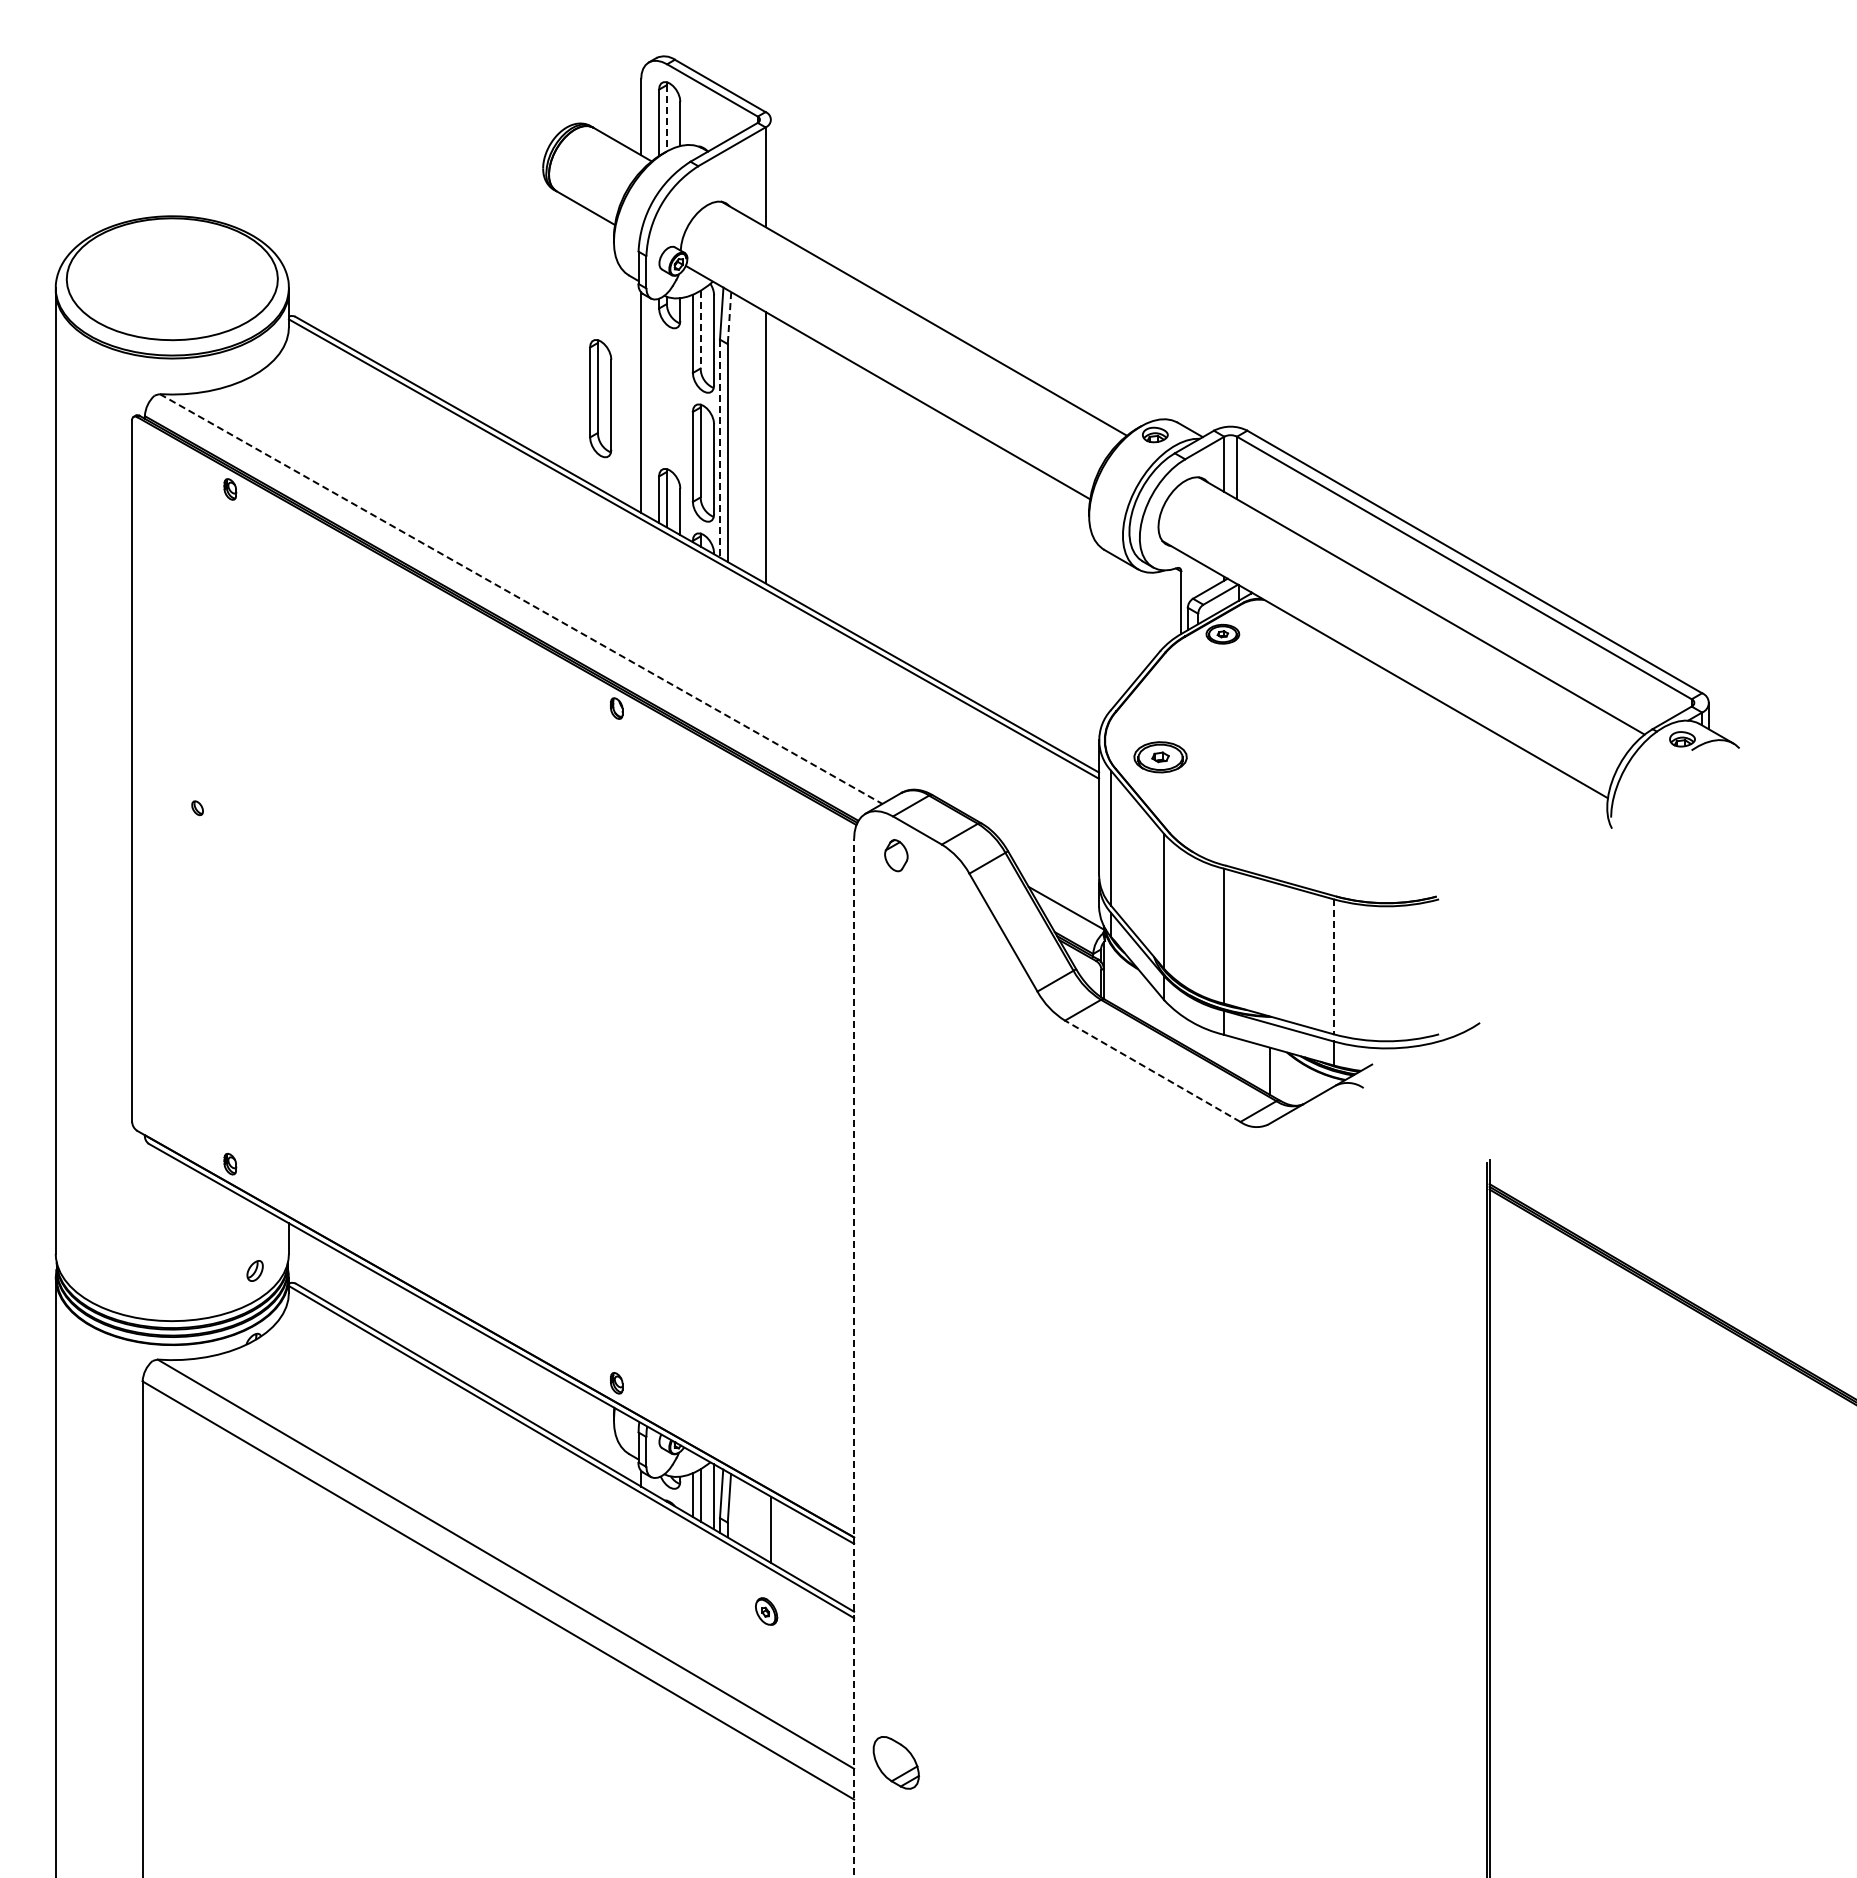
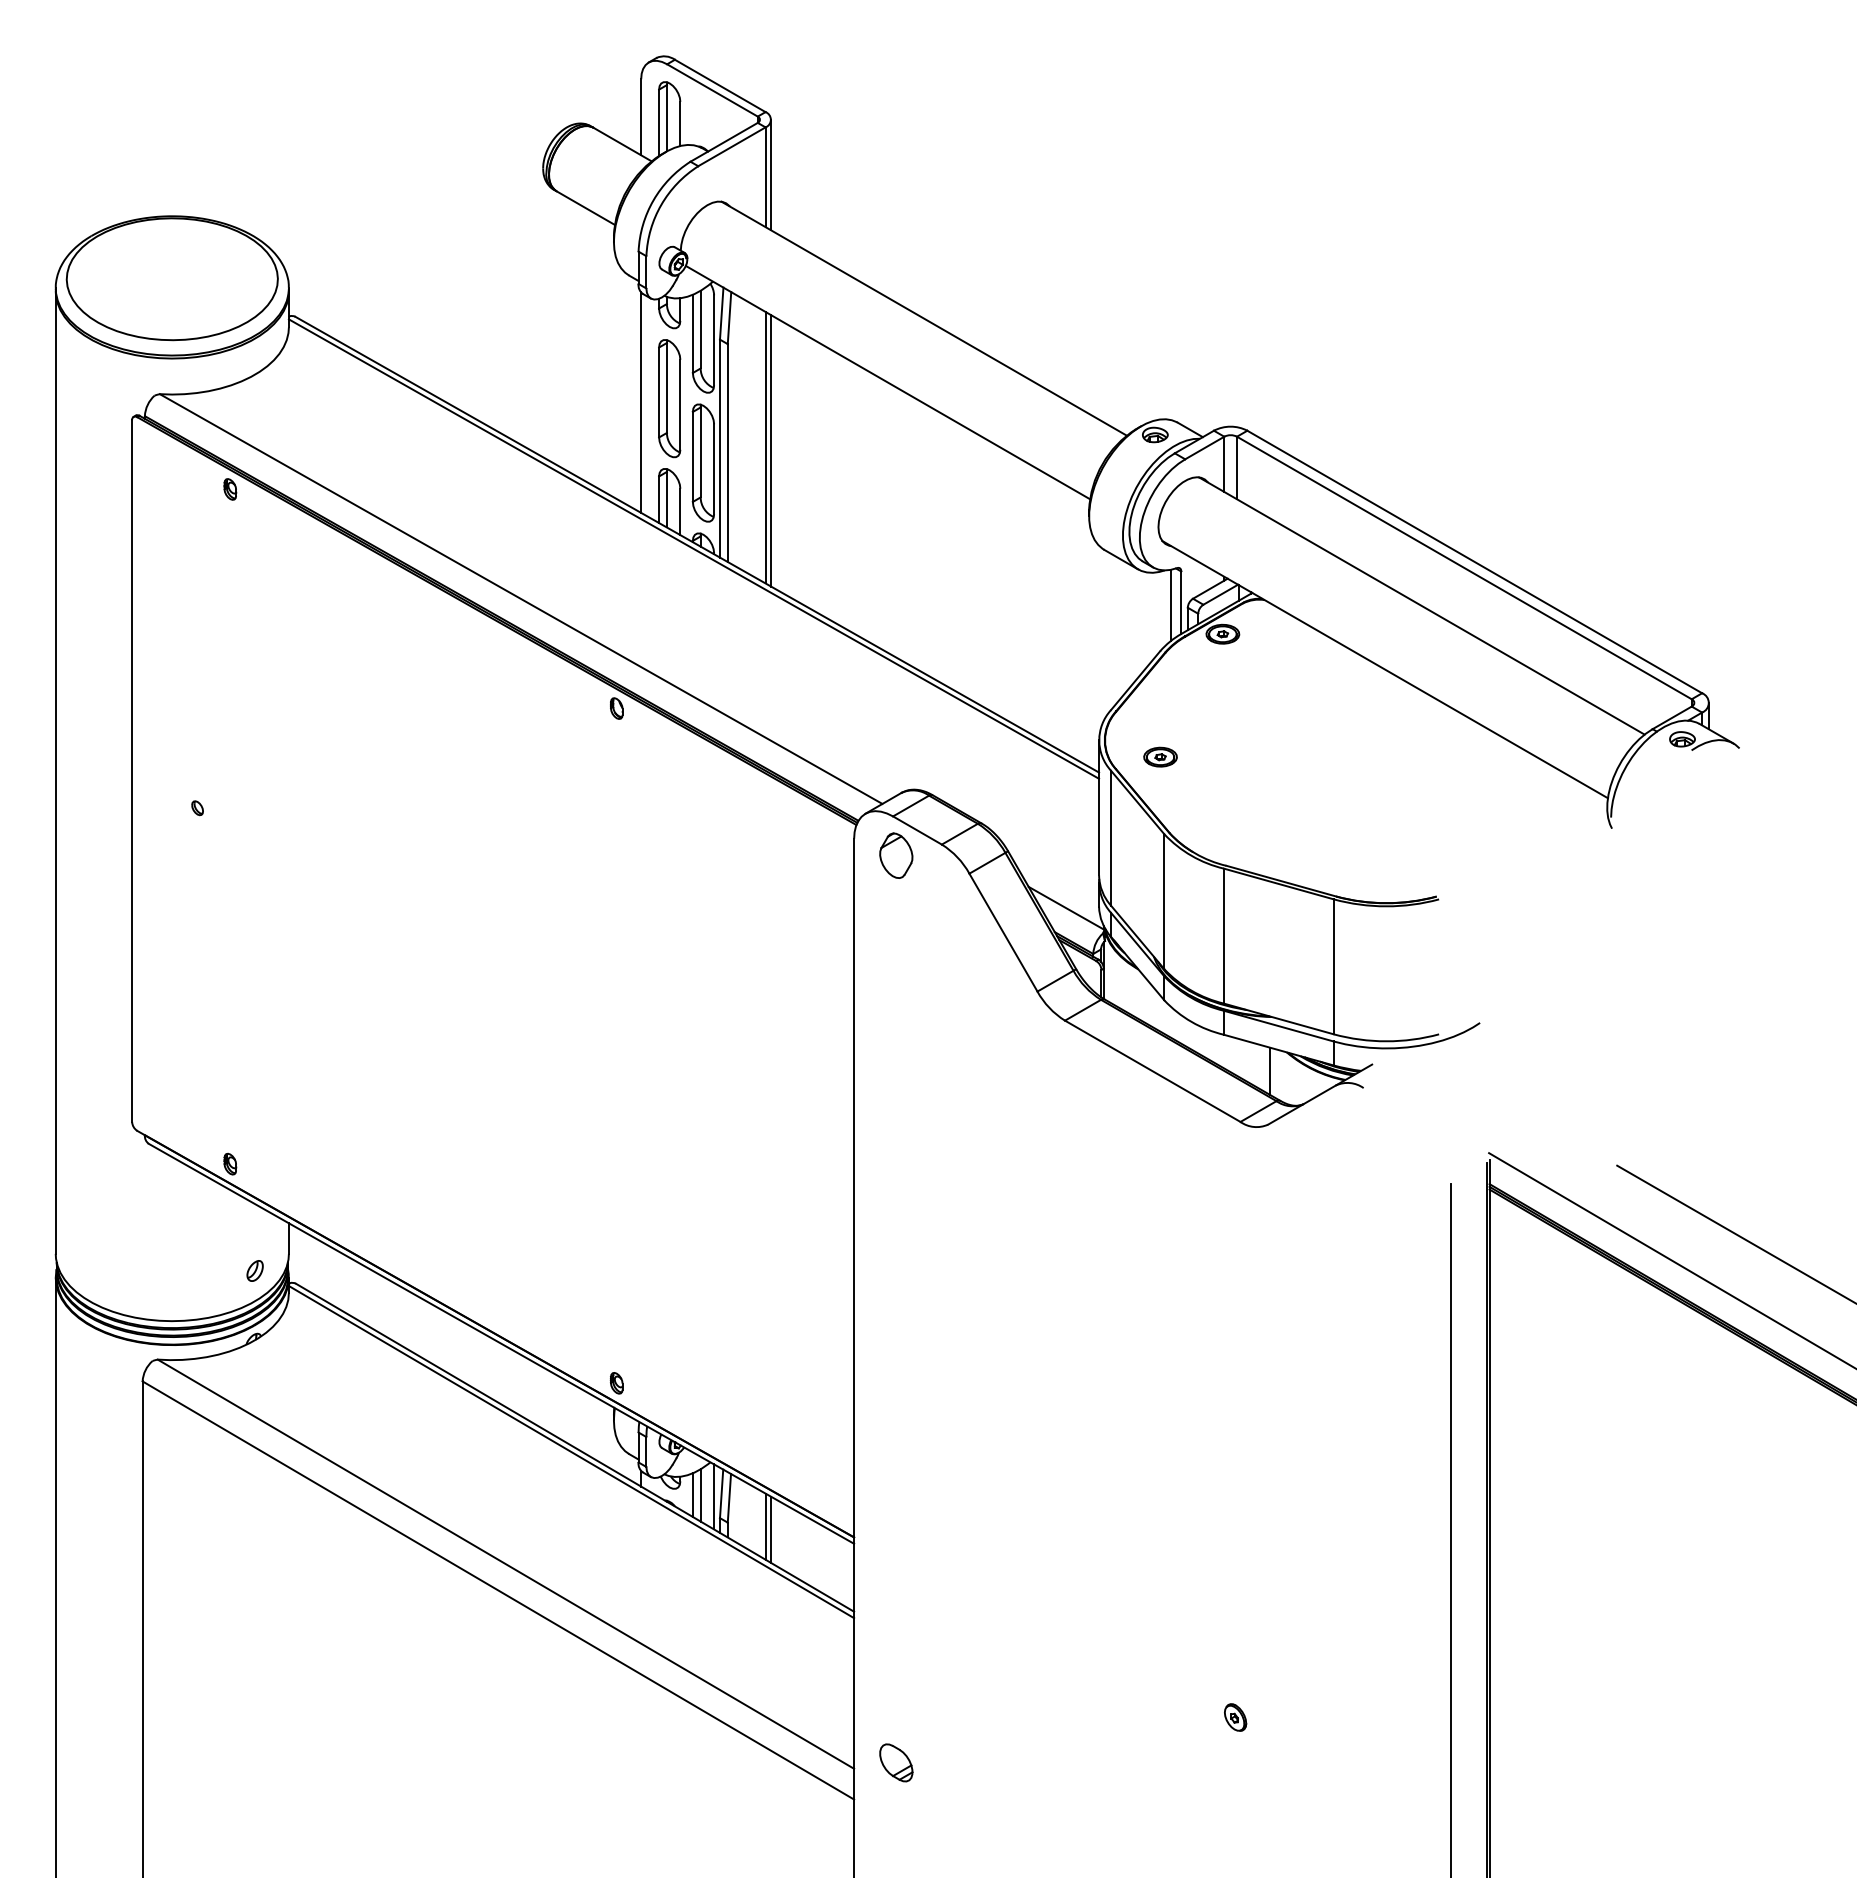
line: dashed -> solid (666, 118)
line: none -> present (771, 174)
line: dashed -> solid (729, 318)
line: dashed -> solid (700, 329)
part position: (600, 398) -> (669, 398) (669, 398)
line: dashed -> solid (720, 448)
line: none -> present (771, 450)
line: dashed -> solid (521, 599)
line: none -> present (1170, 604)
part size: 55x33 px -> 35x22 px (1160, 756)
part size: 25x34 px -> 35x47 px (896, 855)
line: dashed -> solid (1333, 967)
line: dashed -> solid (1152, 1071)
line: none -> present (1735, 1233)
line: none -> present (1671, 1260)
line: dashed -> solid (854, 1357)
line: none -> present (765, 1526)
line: none -> present (1451, 1528)
part position: (766, 1611) -> (1235, 1717) (1235, 1717)
part size: 48x54 px -> 35x40 px (896, 1762)
